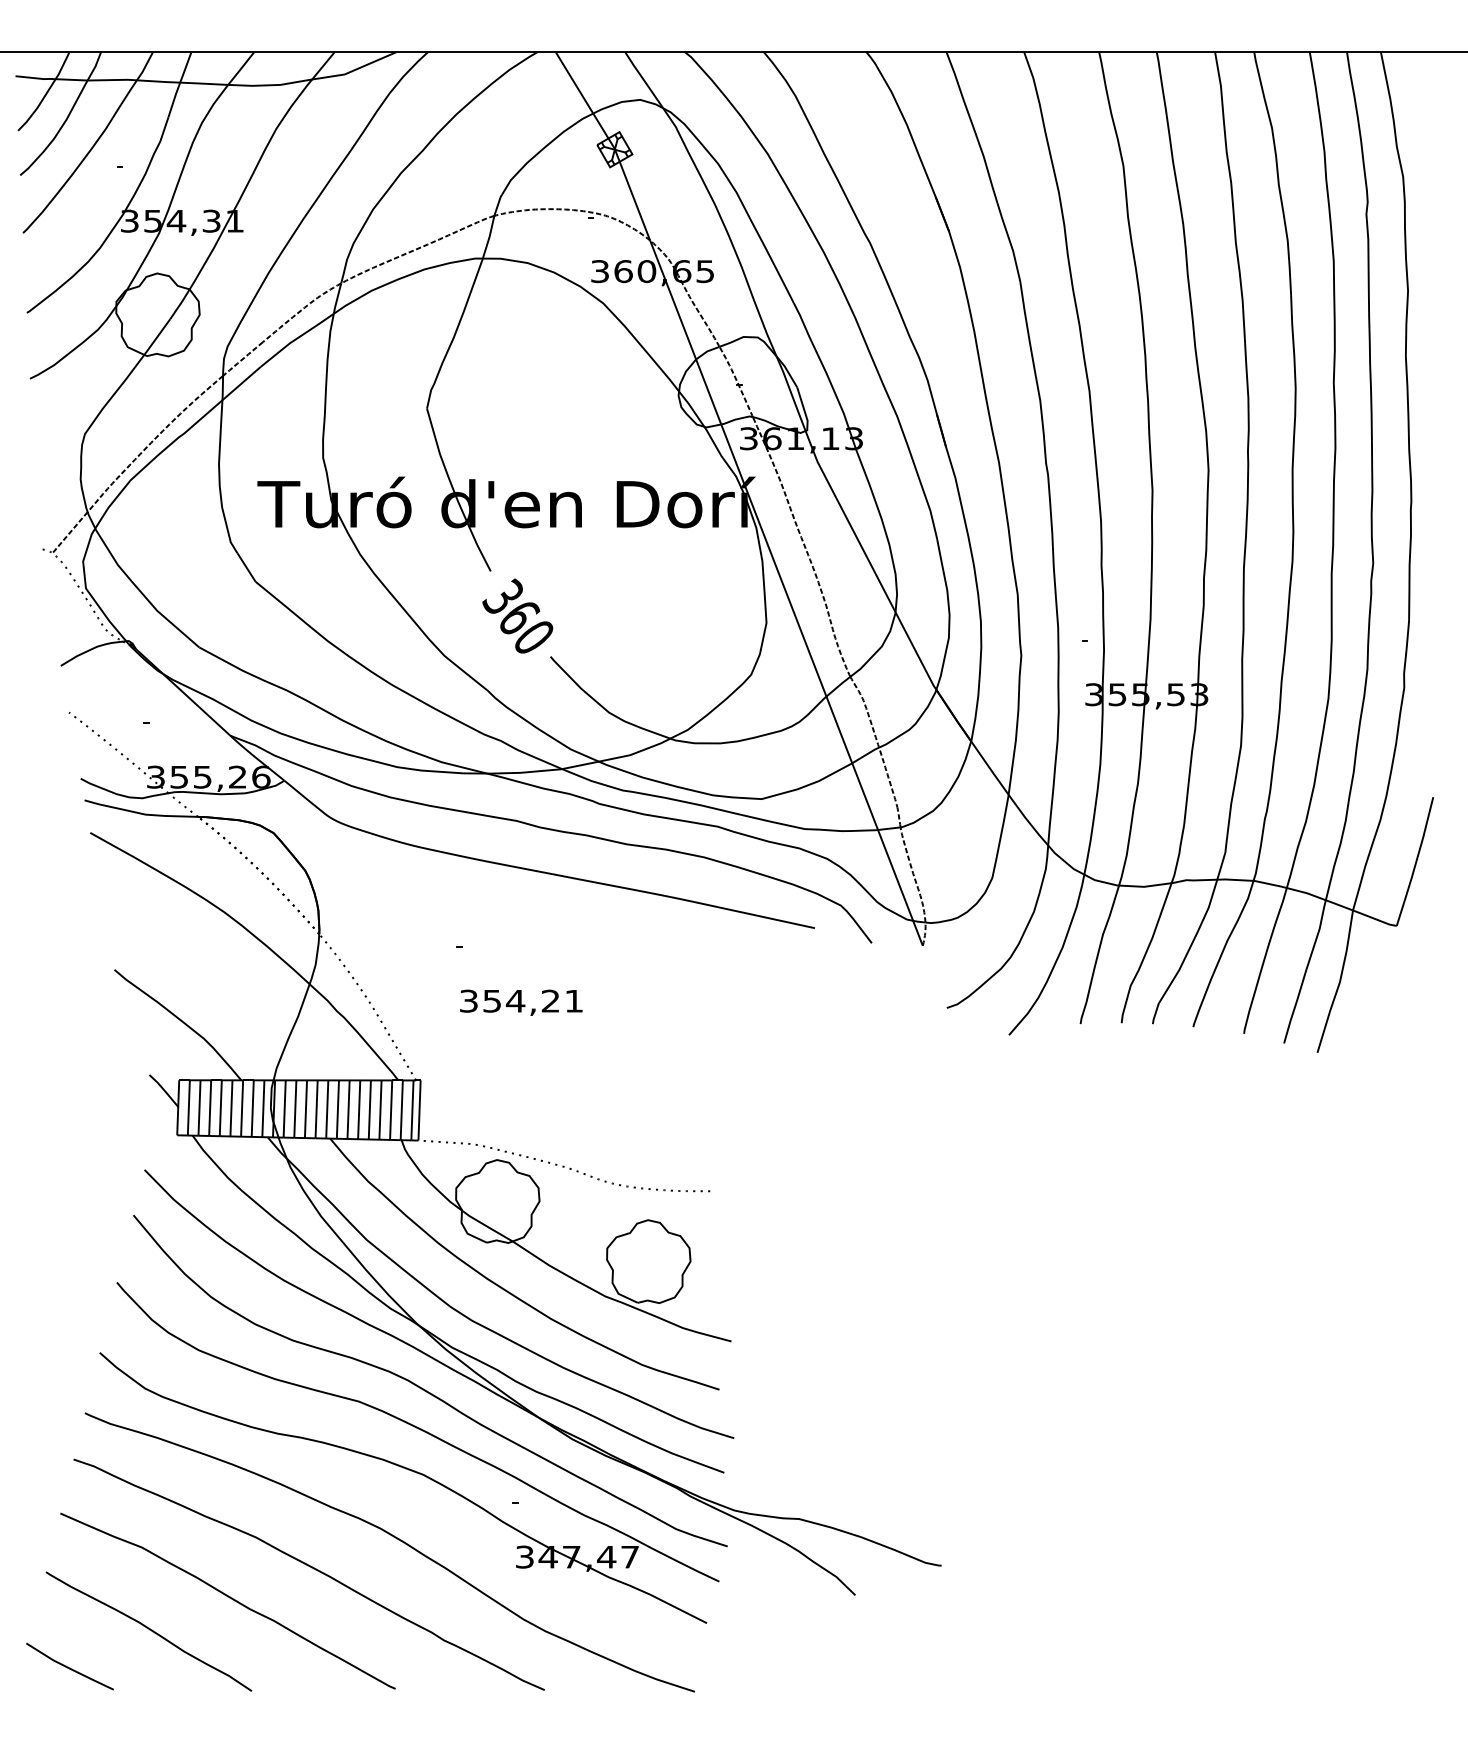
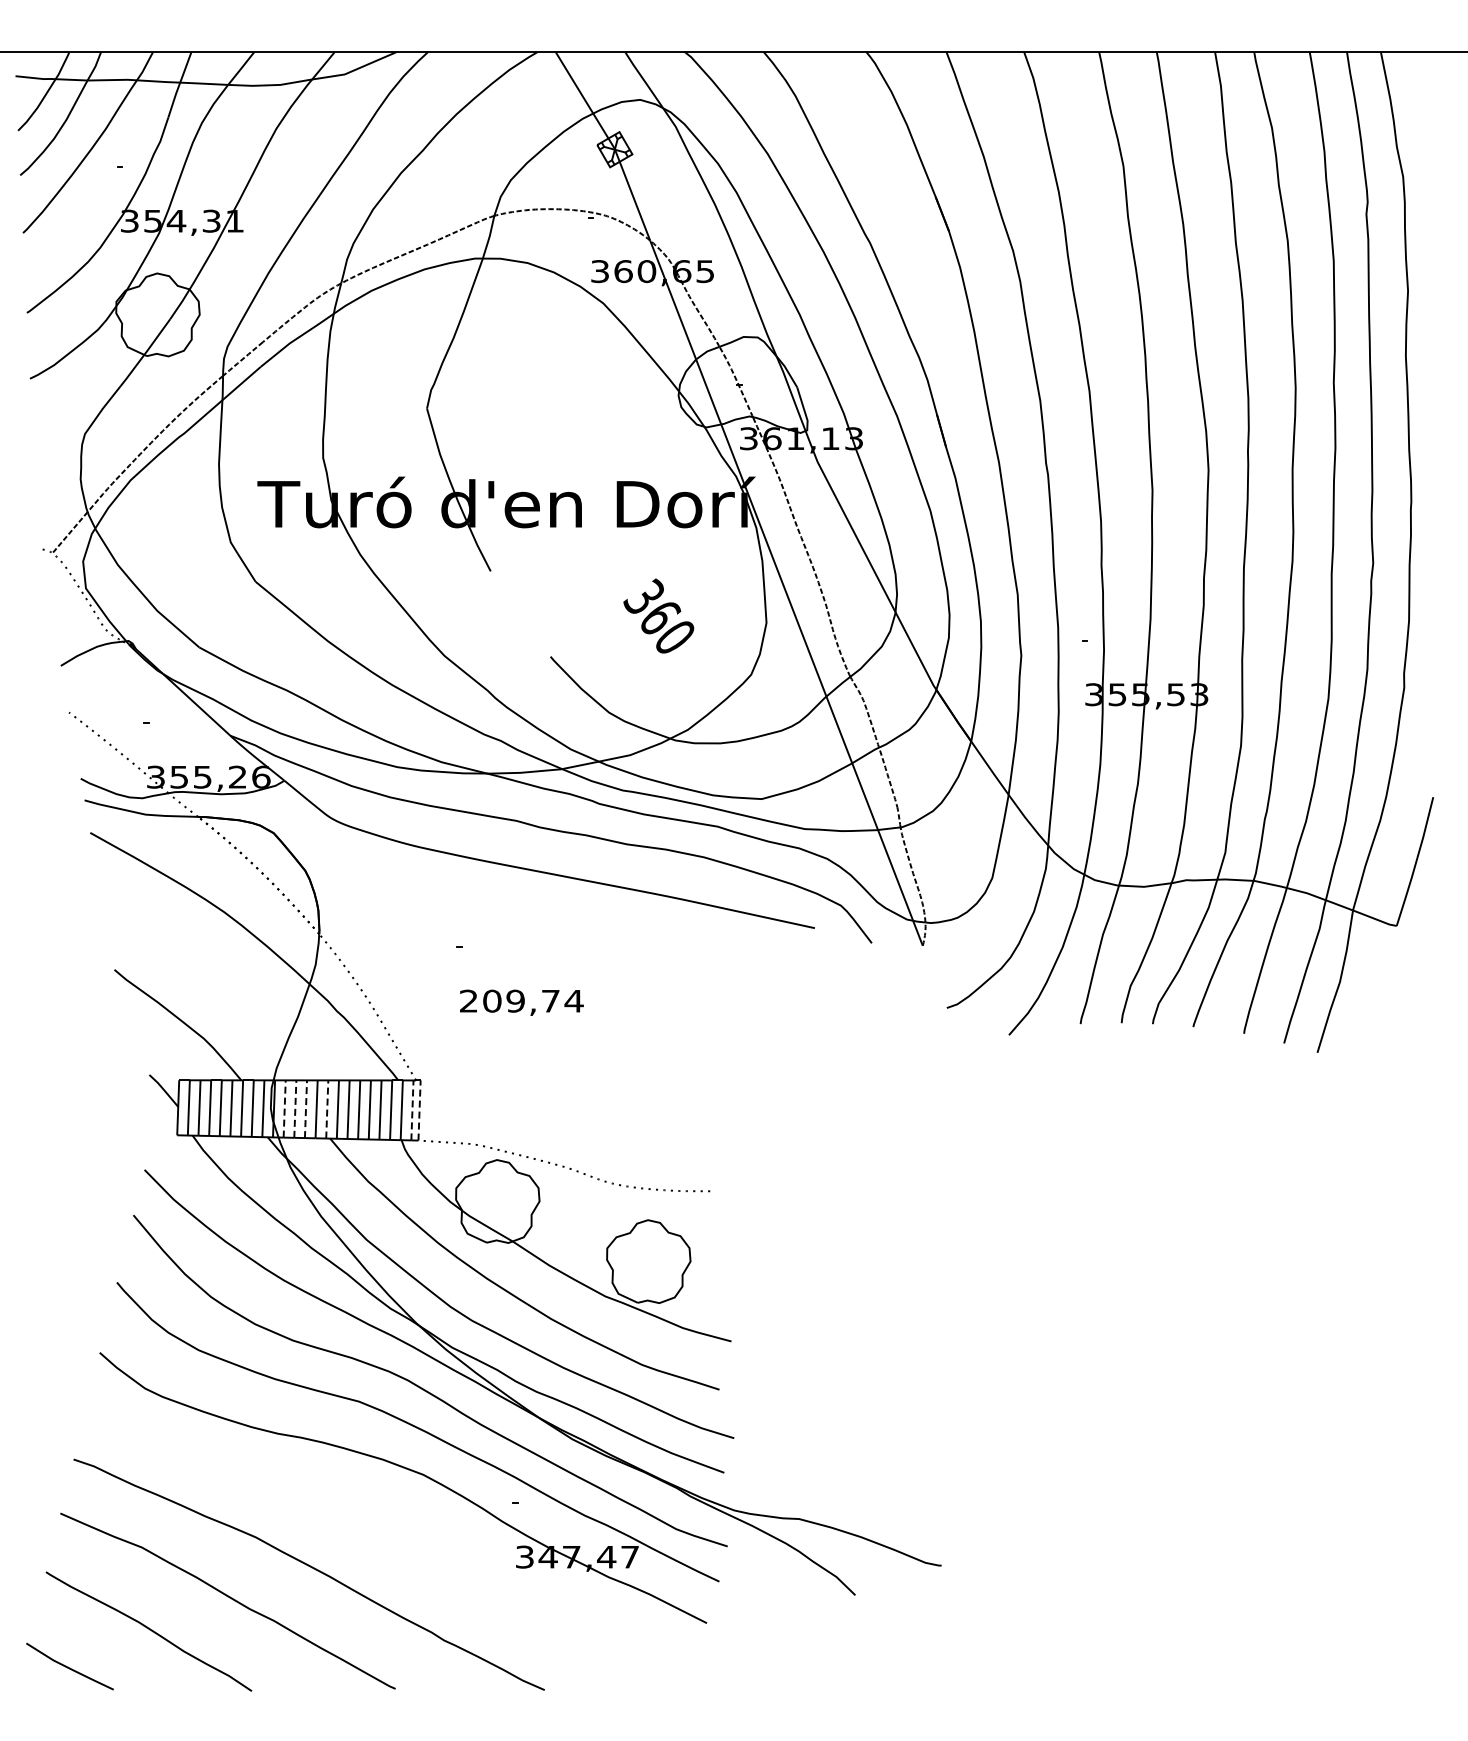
text position: (517, 615) -> (658, 615) (658, 615)
text: 354,21 -> 209,74 (521, 1000)
line: solid -> dashed (284, 1108)
line: solid -> dashed (327, 1108)
line: solid -> dashed (295, 1109)
line: solid -> dashed (305, 1109)
line: solid -> dashed (412, 1110)
line: solid -> dashed (419, 1110)
curve: present -> none (398, 1540)
